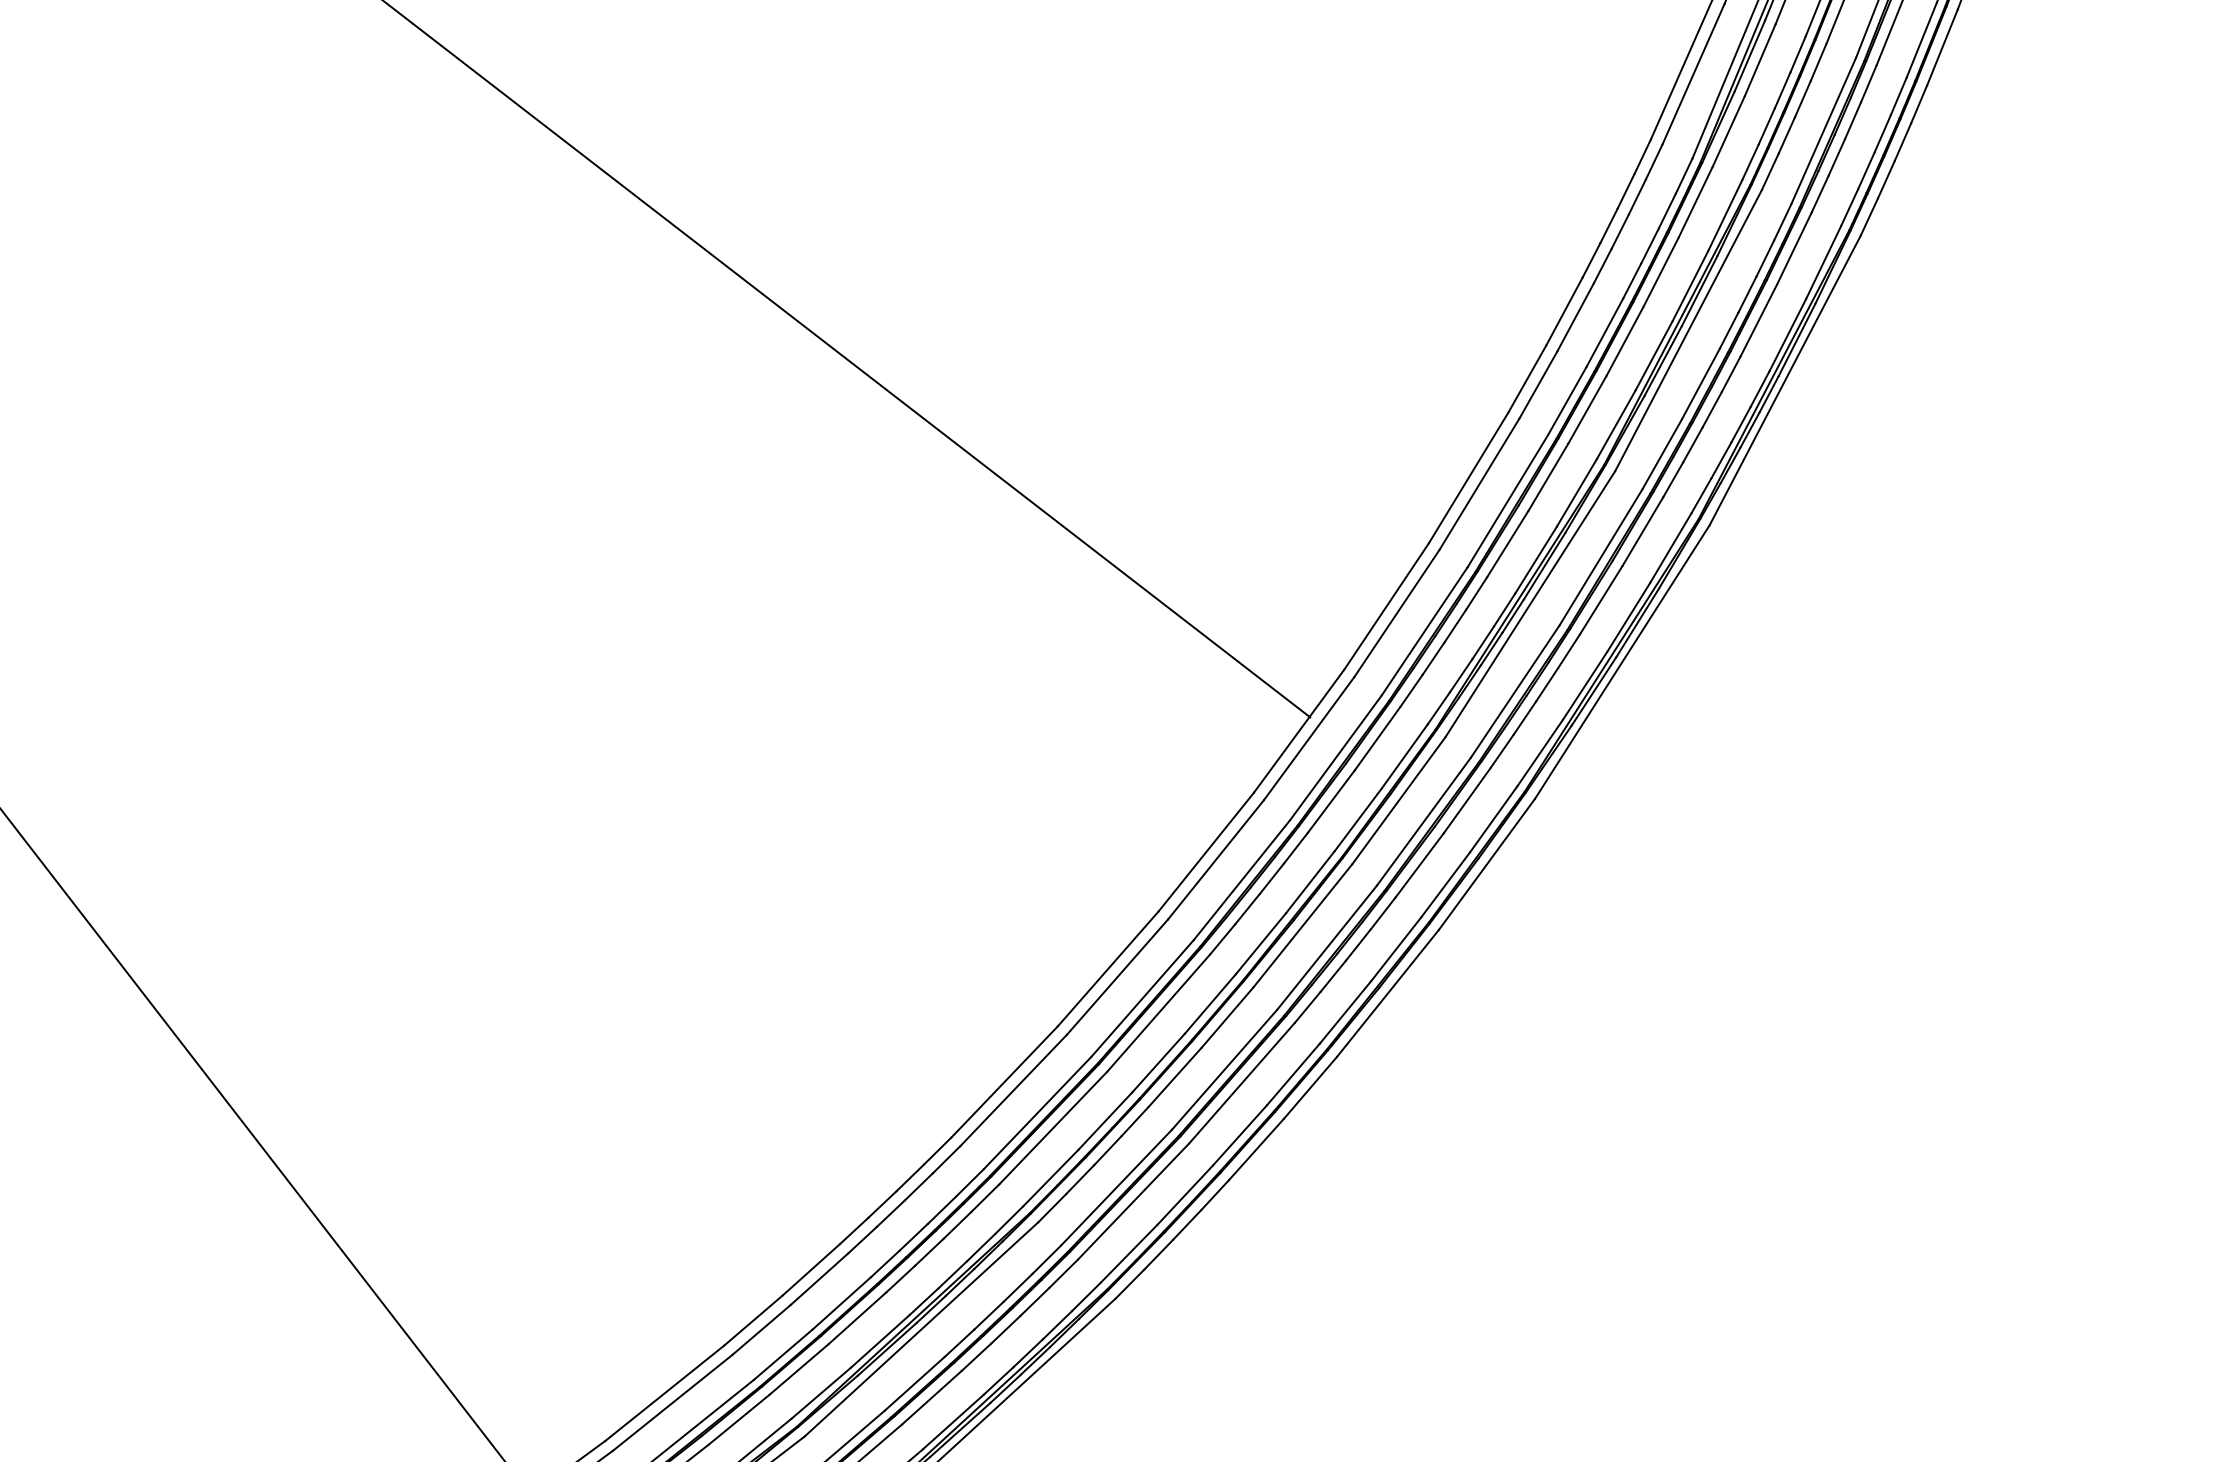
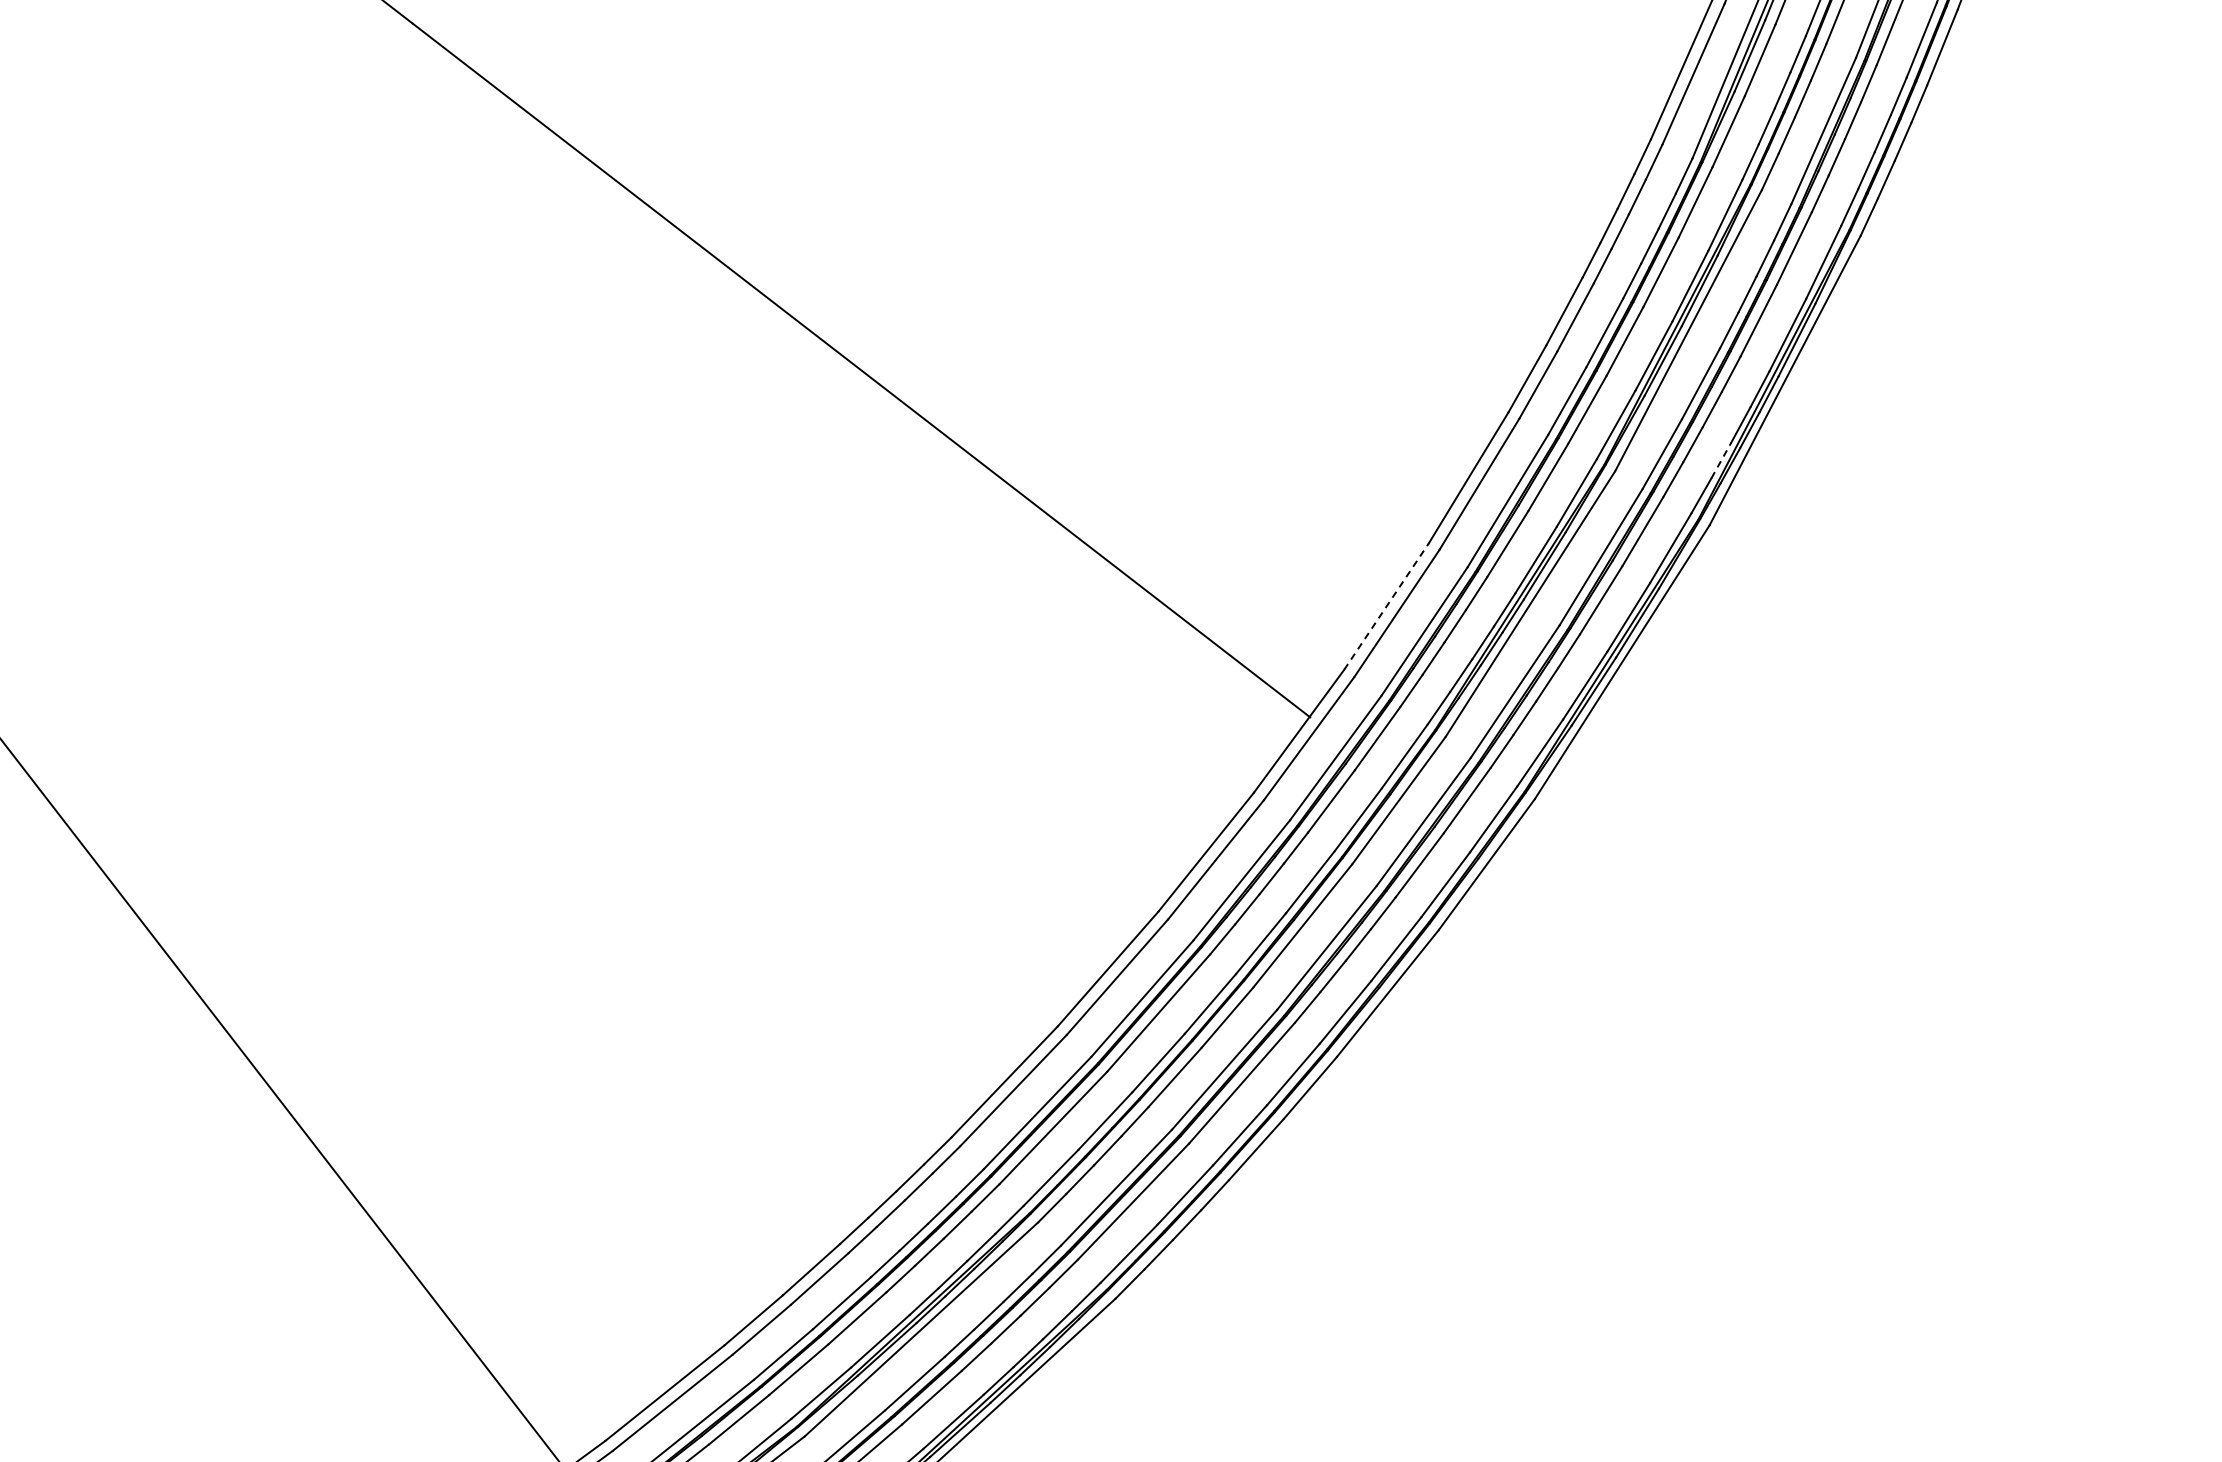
line: solid -> dashed (1721, 460)
line: solid -> dashed (1386, 606)
line position: (252, 1134) -> (279, 1099) (279, 1099)
